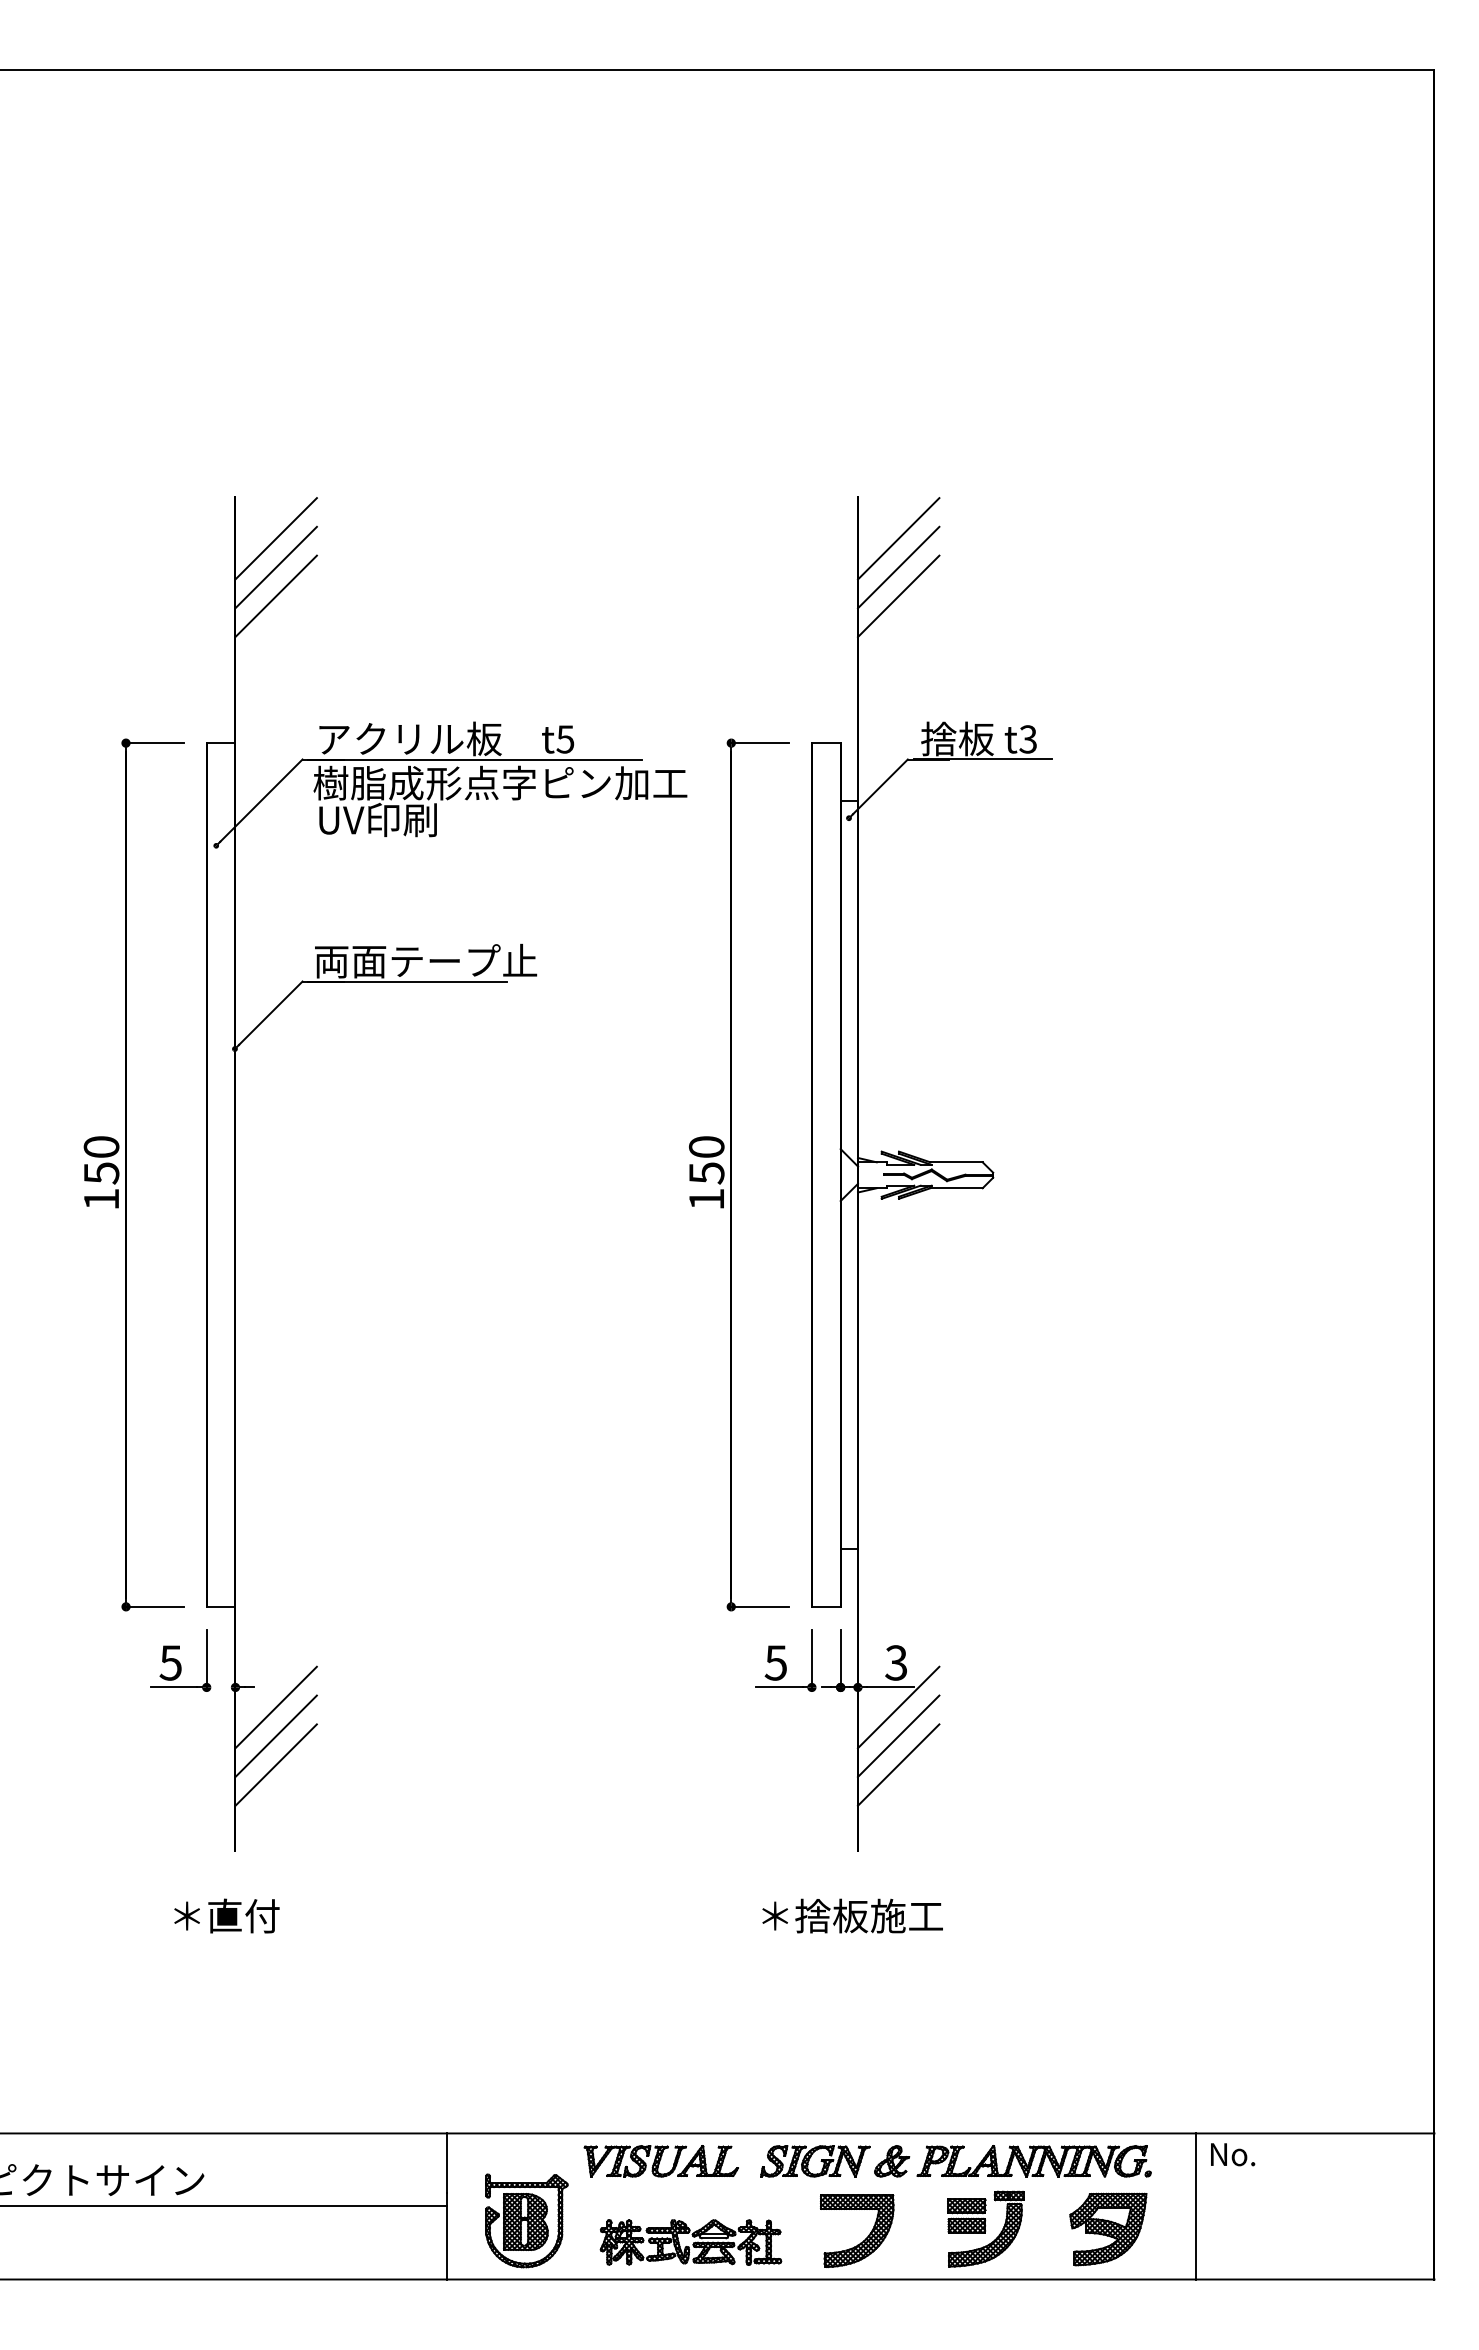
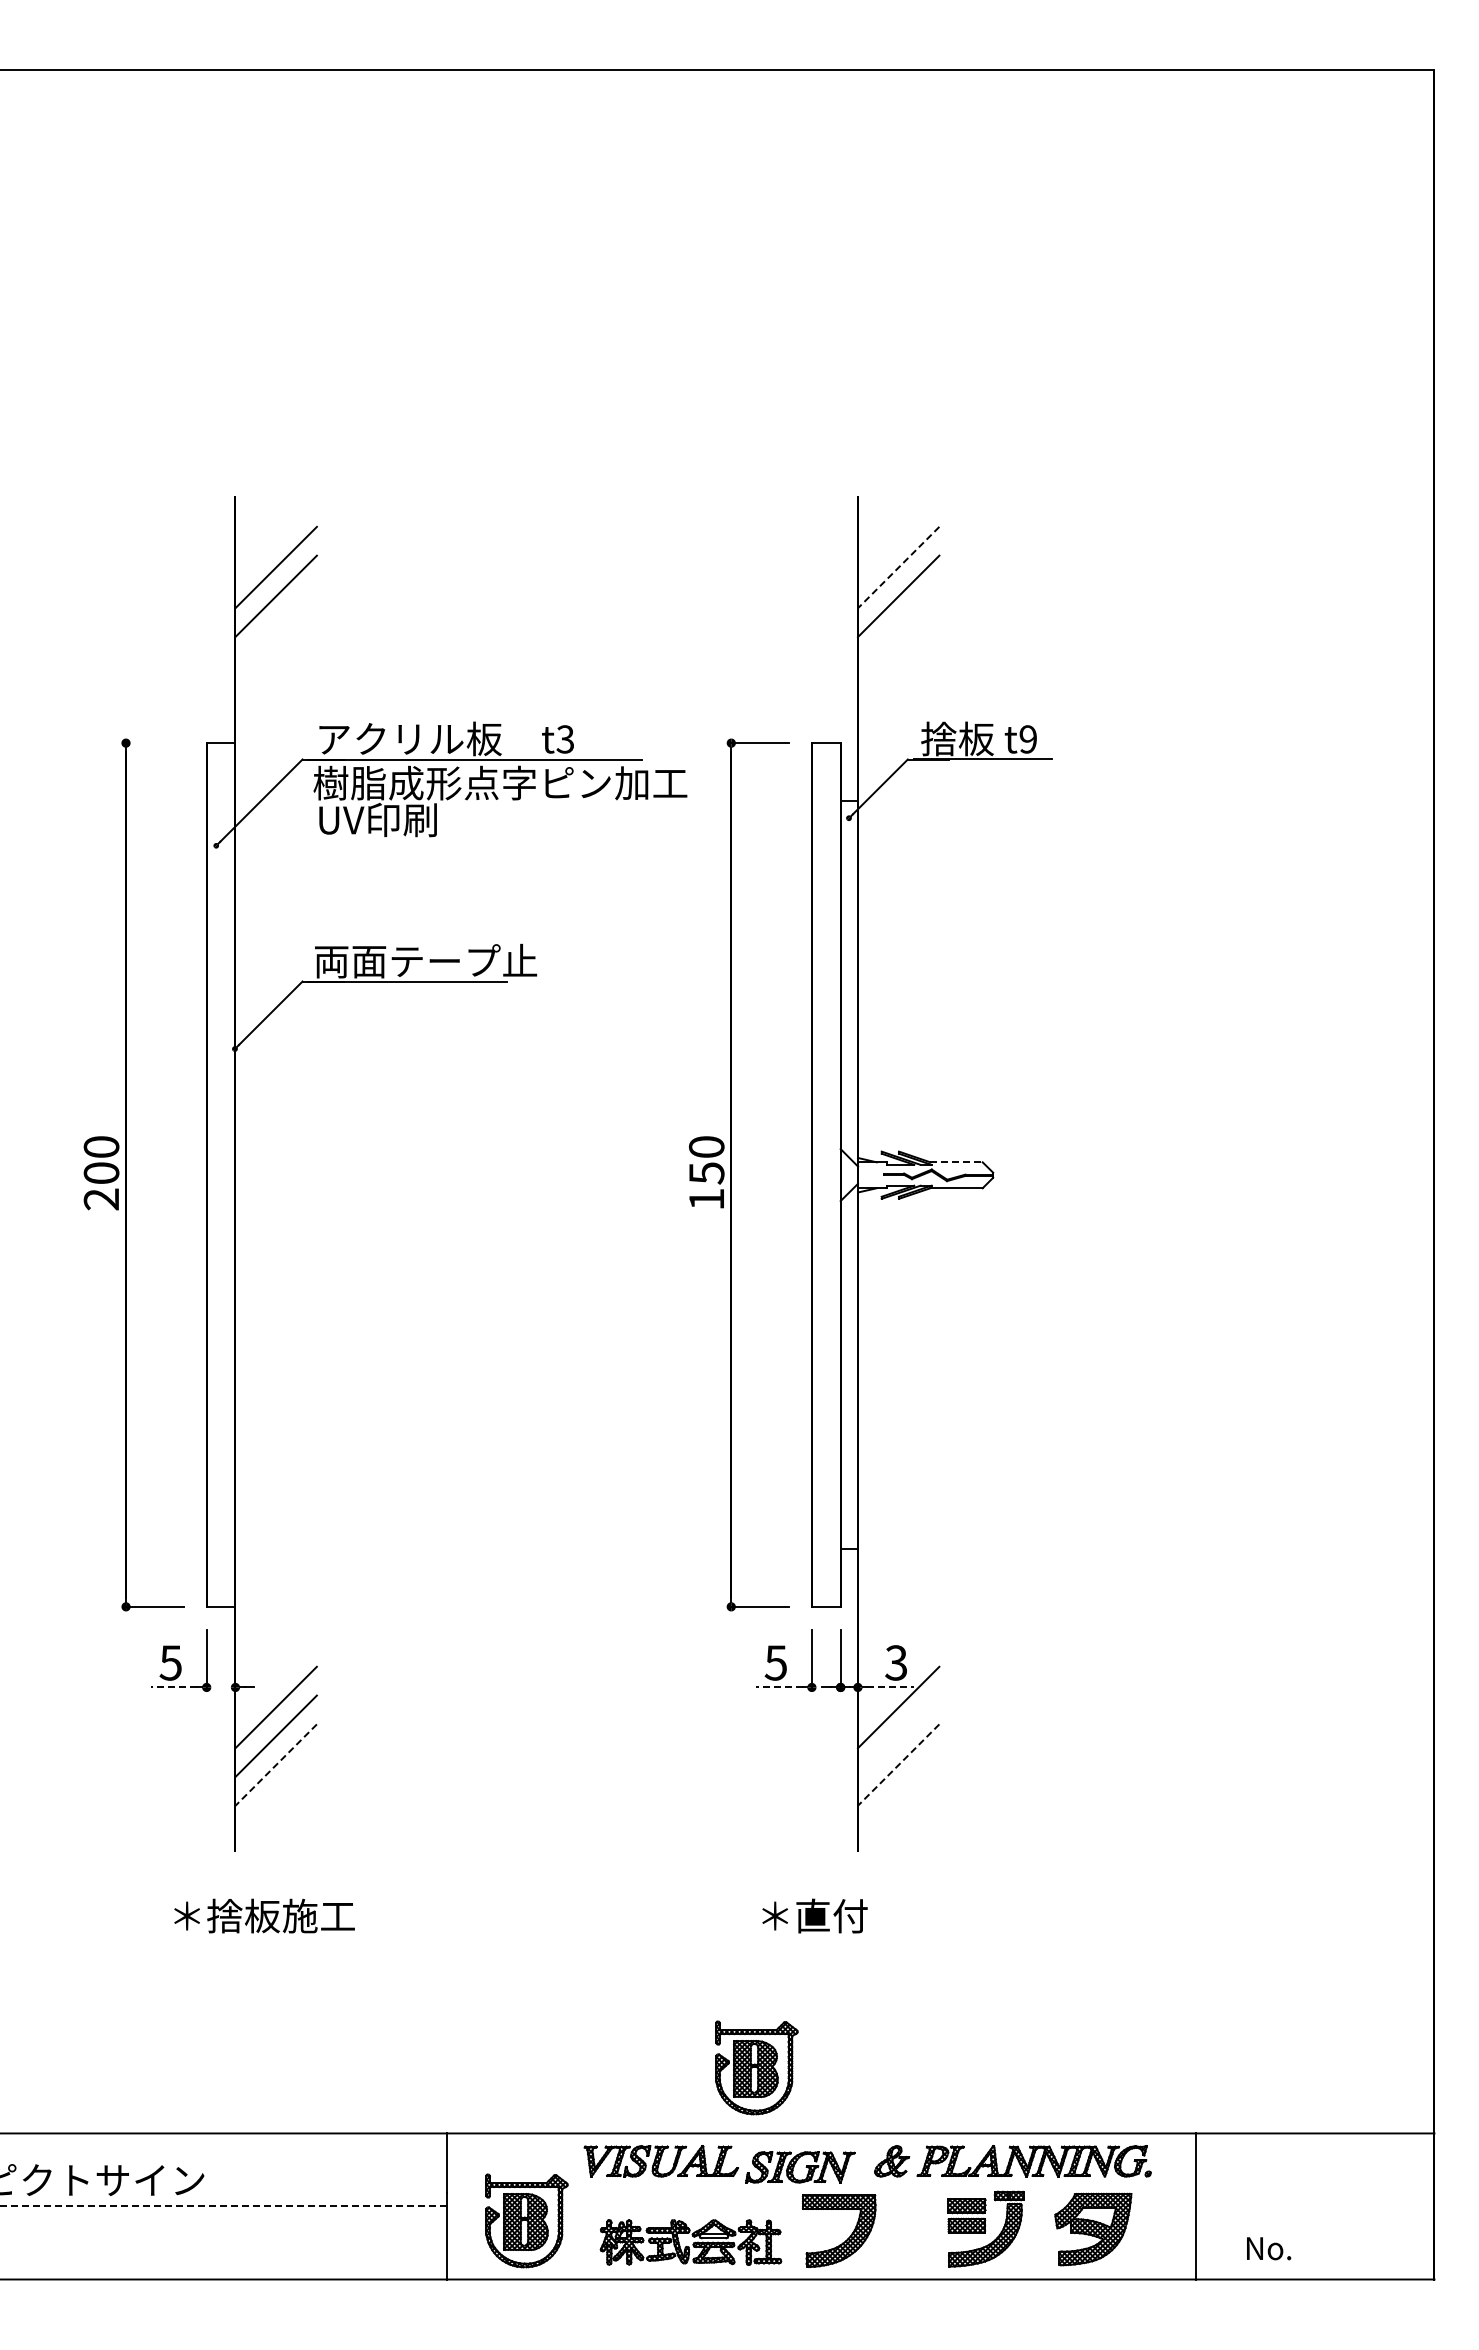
line: present -> none (275, 538)
line: present -> none (898, 538)
line: solid -> dashed (898, 567)
text: t5 -> t3 (565, 739)
text: t3 -> t9 (1027, 739)
line: present -> none (154, 743)
line: solid -> dashed (957, 1162)
text: 150 -> 200 (101, 1186)
line: solid -> dashed (173, 1687)
line: solid -> dashed (778, 1687)
line: solid -> dashed (890, 1687)
line: present -> none (898, 1736)
line: solid -> dashed (276, 1765)
line: solid -> dashed (898, 1765)
text: ＊直付 -> ＊捨板施工 (280, 1915)
text: ＊捨板施工 -> ＊直付 (868, 1915)
part: none -> present (756, 2067)
text position: (1233, 2154) -> (1269, 2248) (1269, 2248)
part position: (815, 2161) -> (800, 2167) (800, 2167)
line: solid -> dashed (223, 2206)
part position: (1108, 2229) -> (1093, 2229) (1093, 2229)
part position: (865, 2238) -> (847, 2238) (847, 2238)
